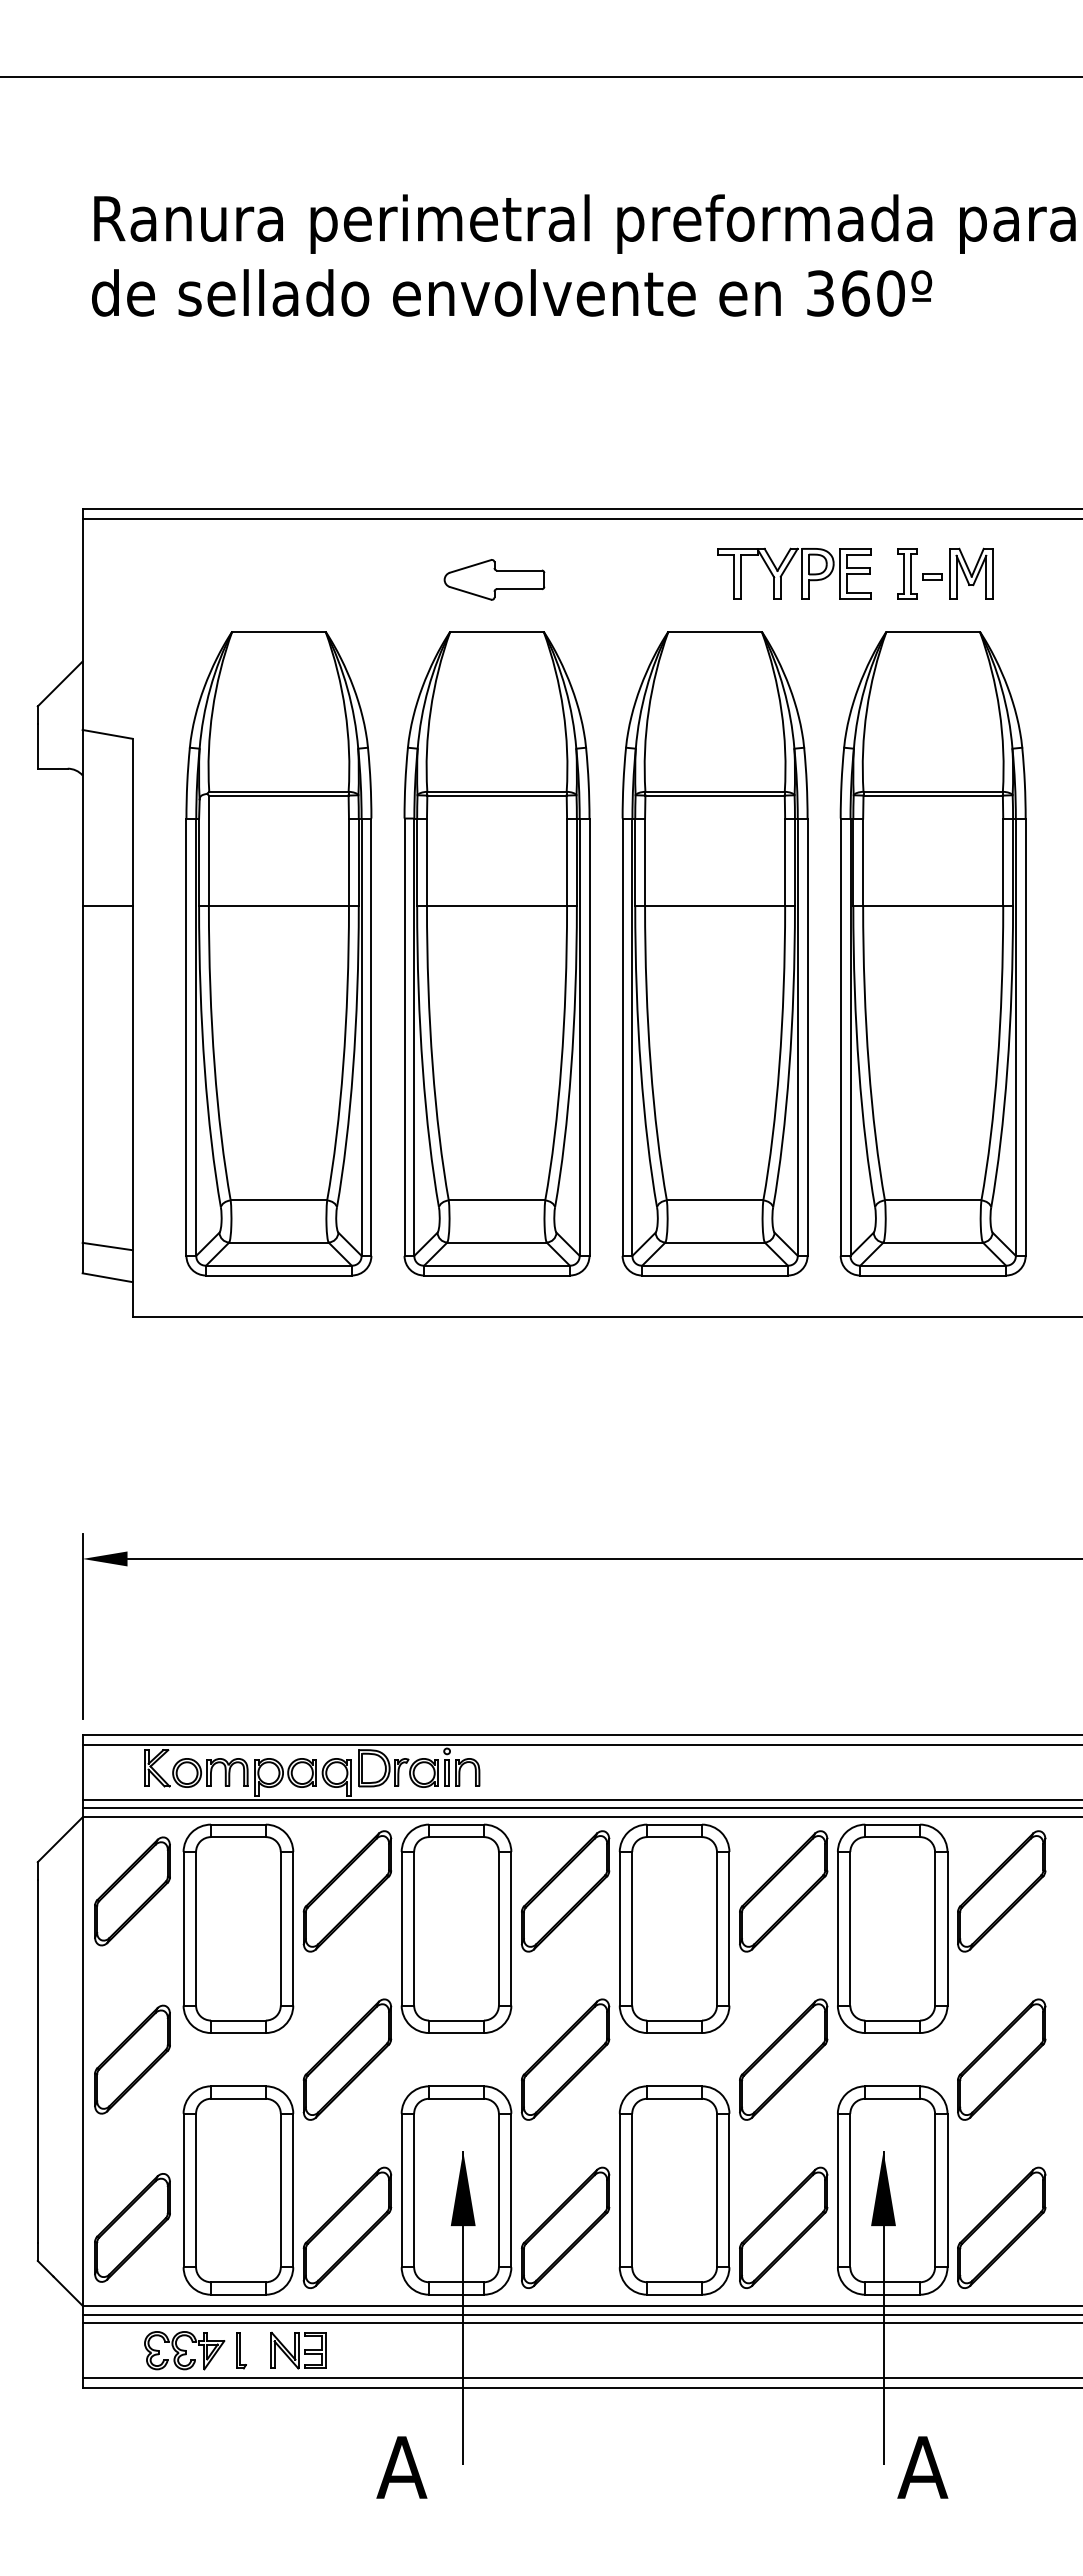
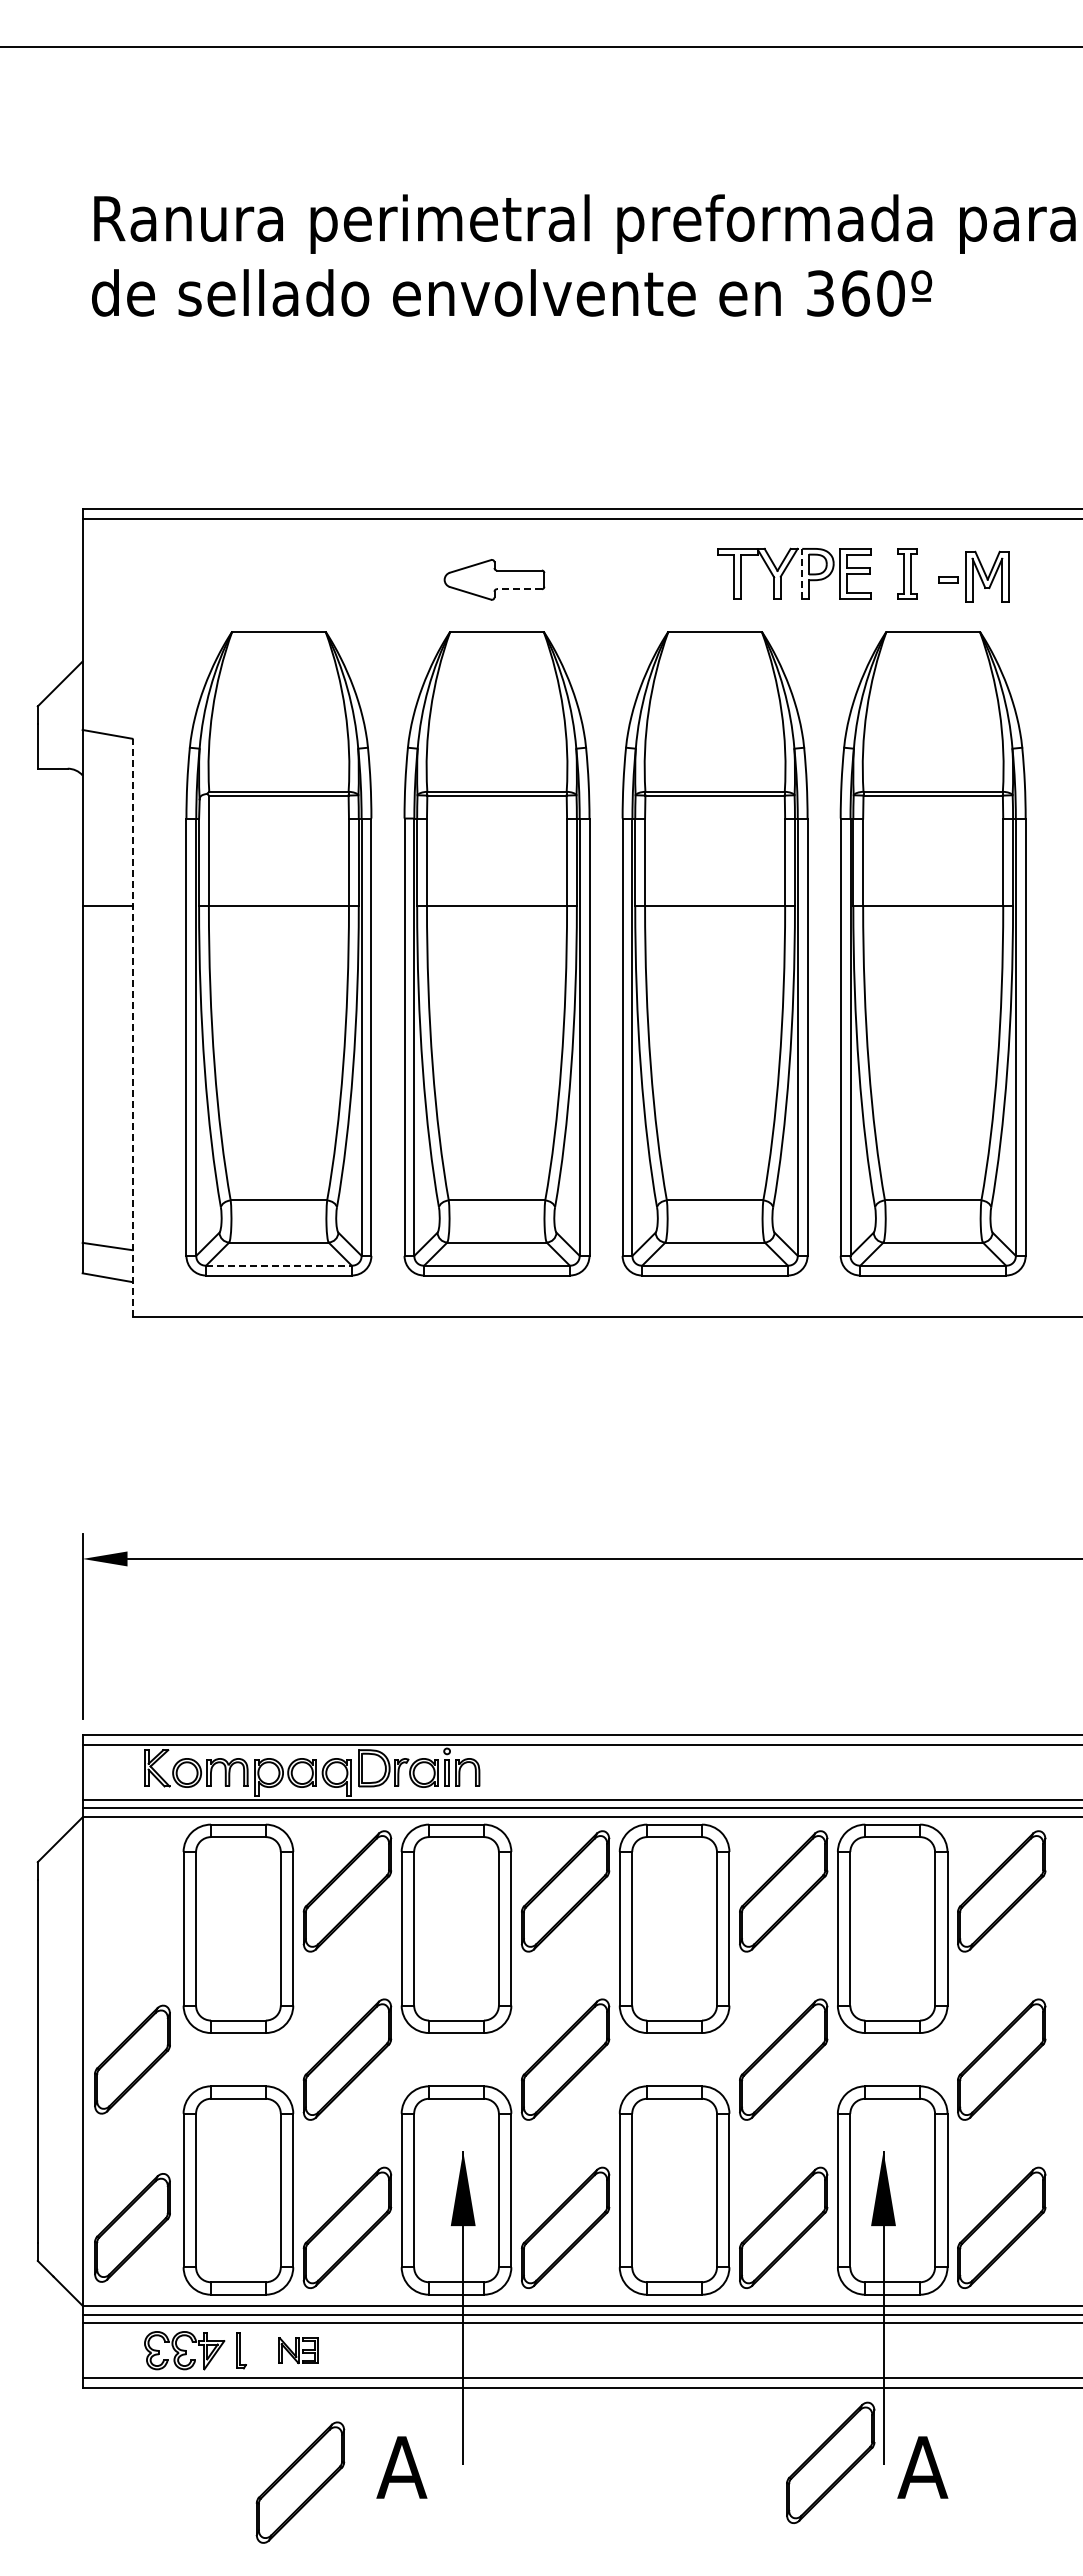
line position: (540, 77) -> (540, 47) (540, 47)
line: solid -> dashed (802, 573)
part position: (957, 573) -> (973, 576) (973, 576)
line: solid -> dashed (518, 589)
line: solid -> dashed (132, 1027)
line: solid -> dashed (278, 1265)
part: present -> none (132, 1891)
part size: 57x39 px -> 41x28 px (298, 2350)
part: none -> present (830, 2462)
part: none -> present (300, 2482)
